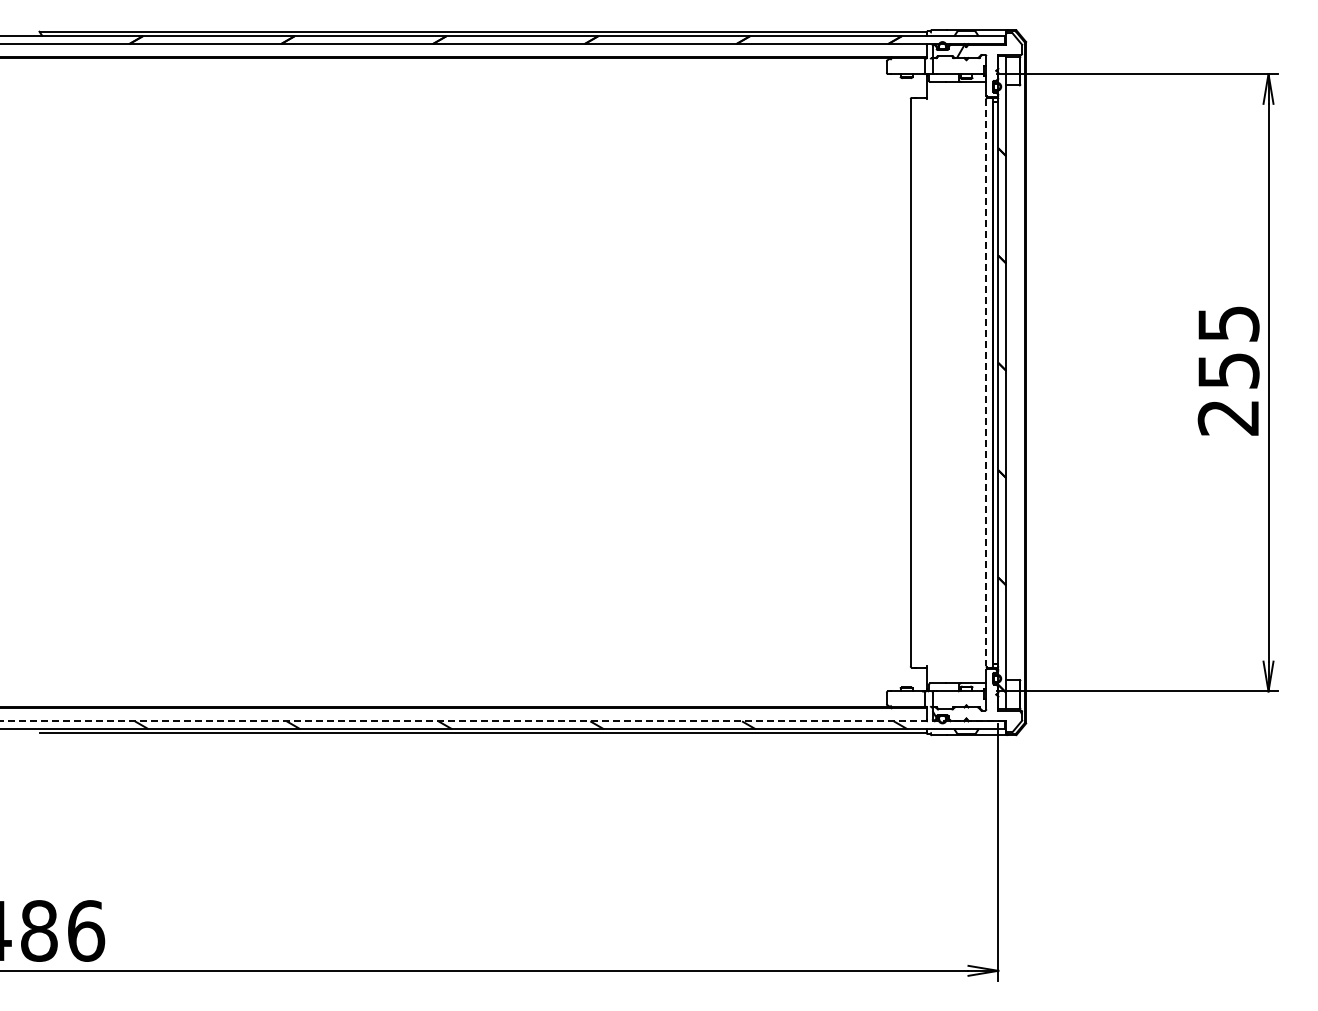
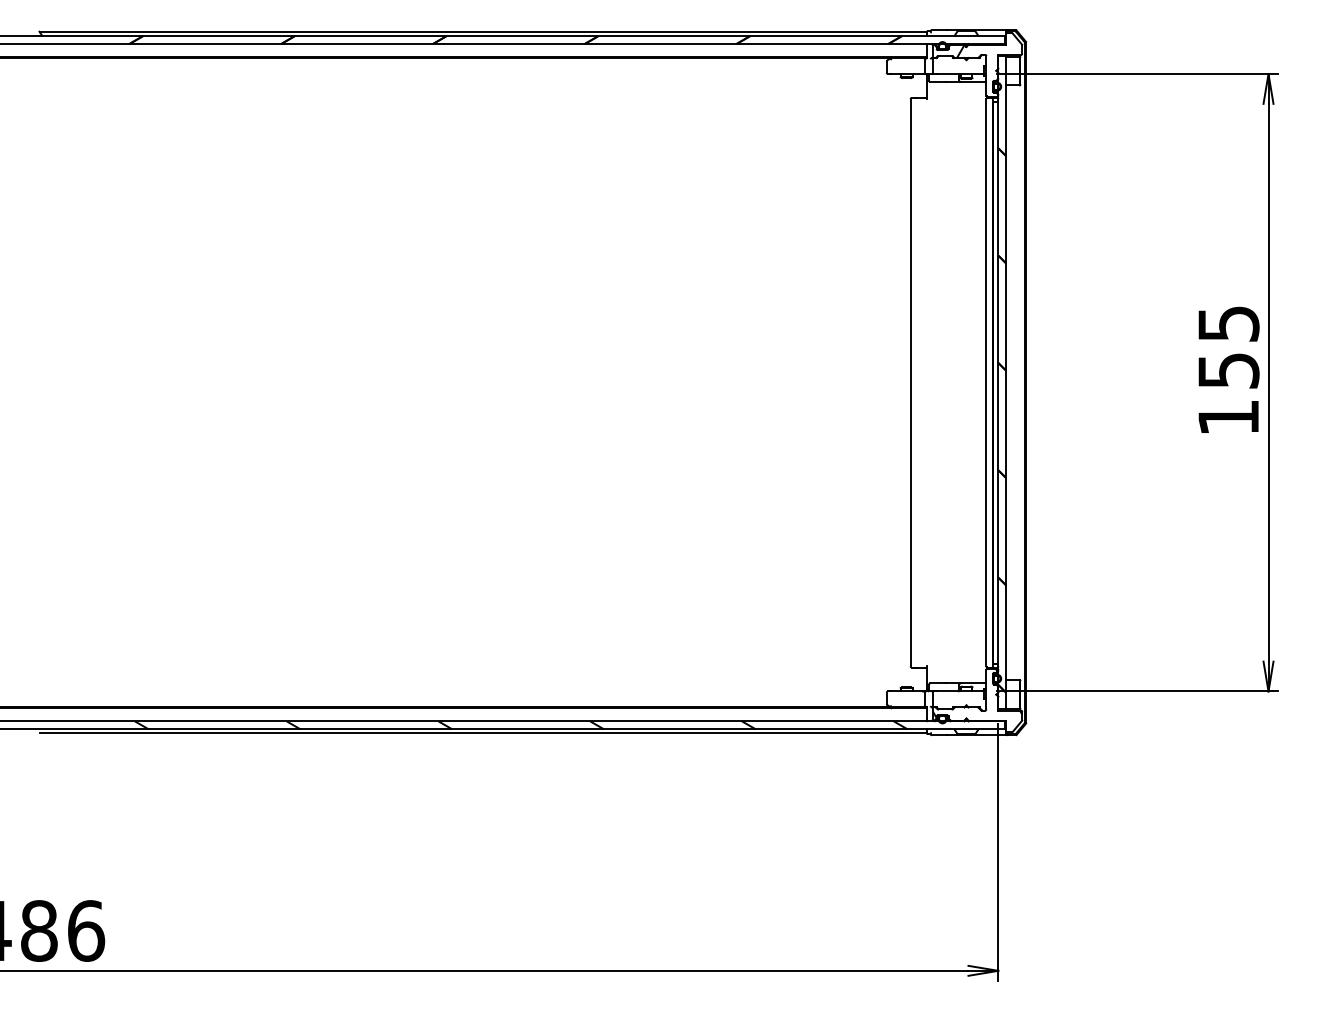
line: dashed -> solid (986, 382)
text: 255 -> 155 (1227, 418)
line: dashed -> solid (502, 721)
